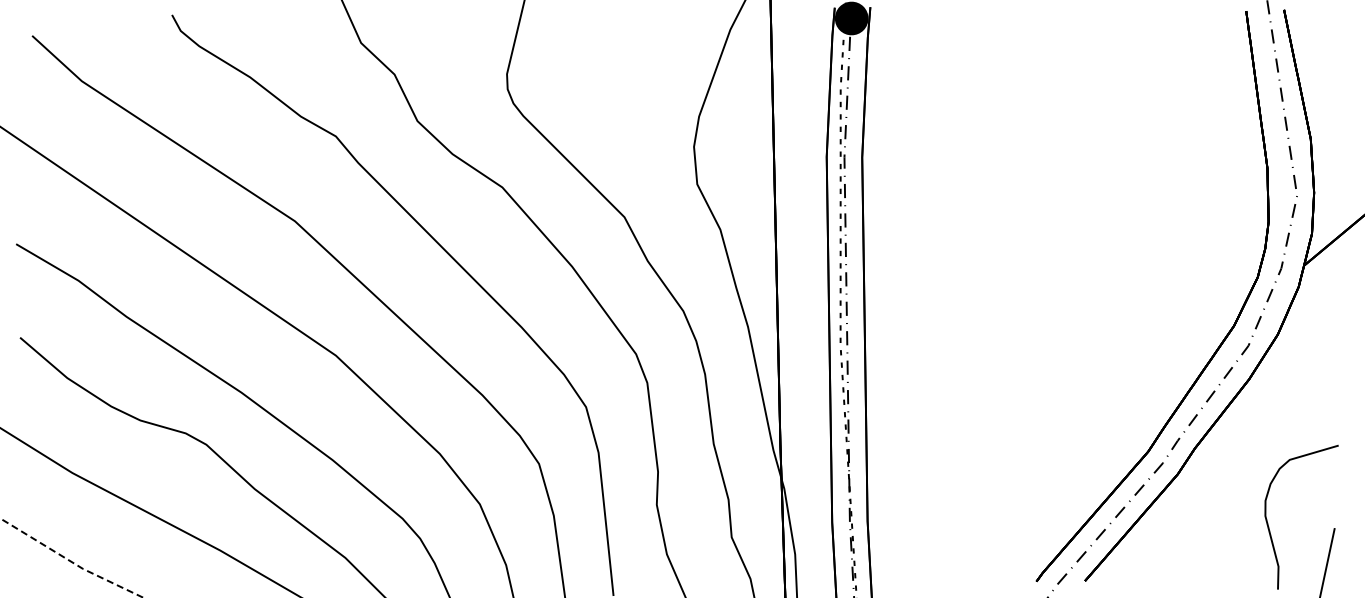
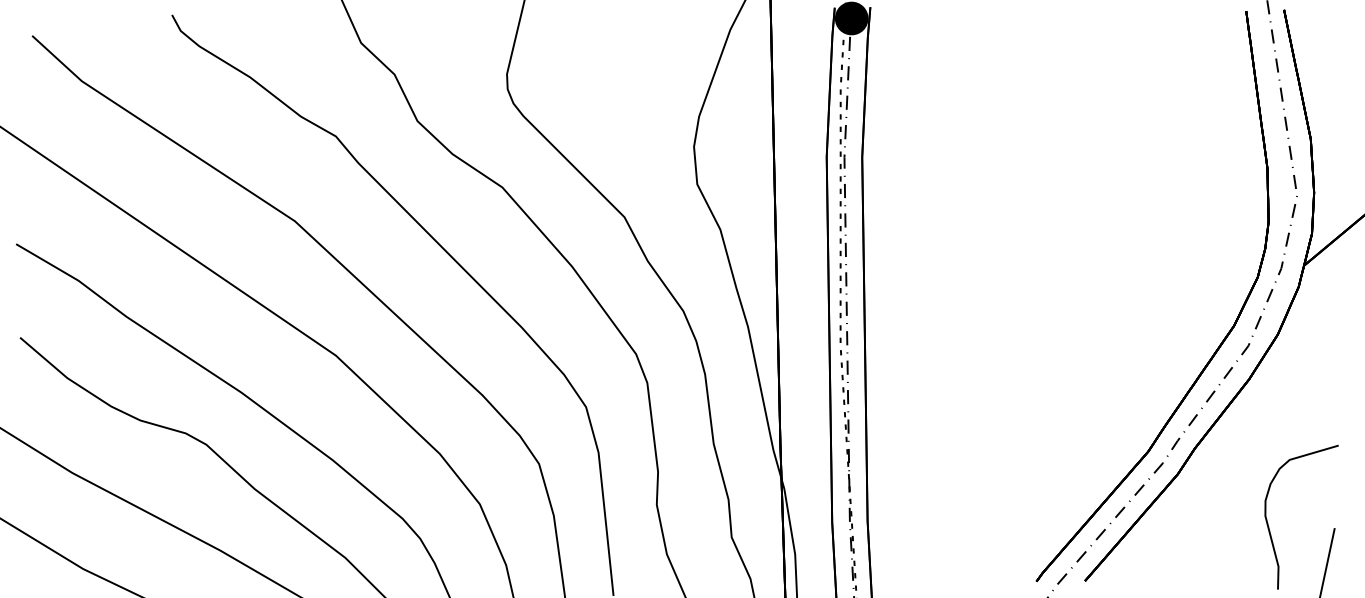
line: dashed -> solid (70, 561)
